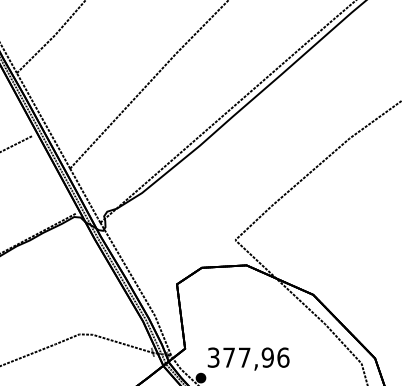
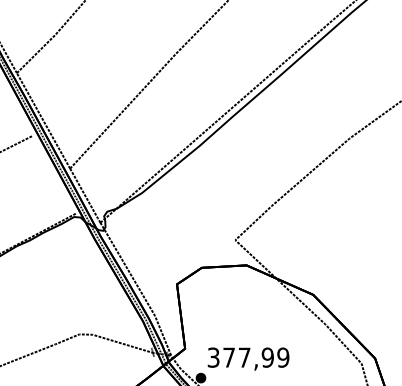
text: 377,96 -> 377,99 (283, 357)
